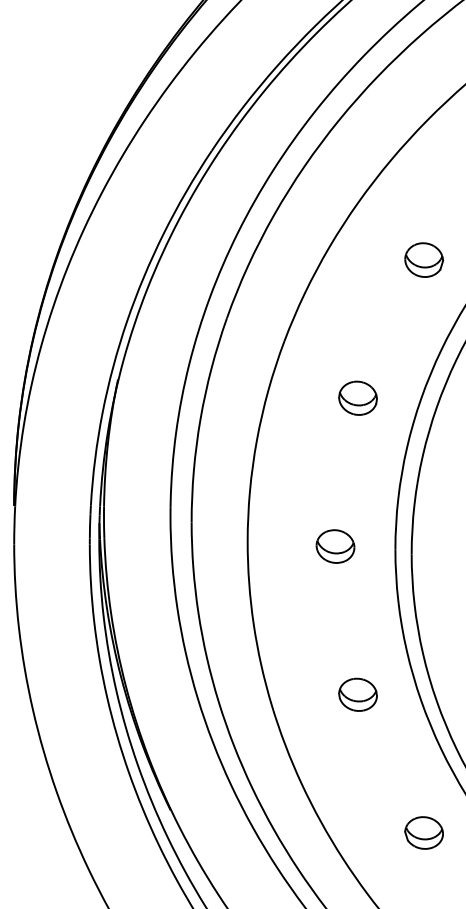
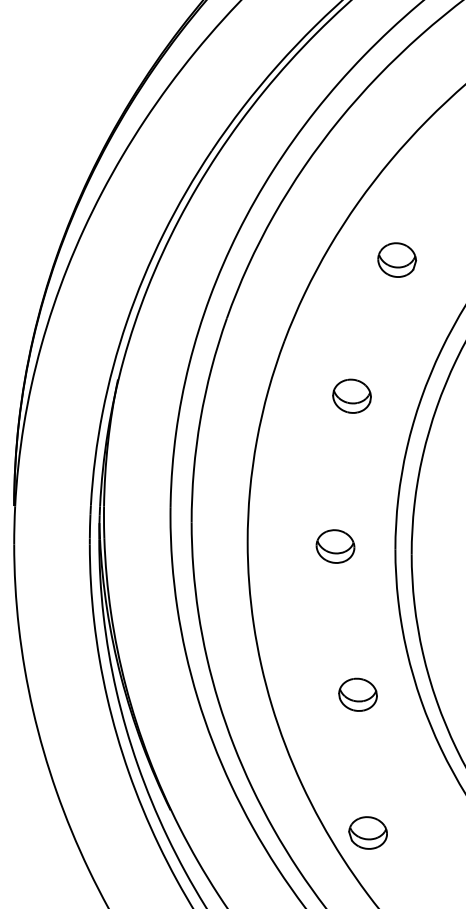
part position: (424, 259) -> (397, 259) (397, 259)
part position: (357, 397) -> (351, 395) (351, 395)
part position: (423, 832) -> (367, 832) (367, 832)
